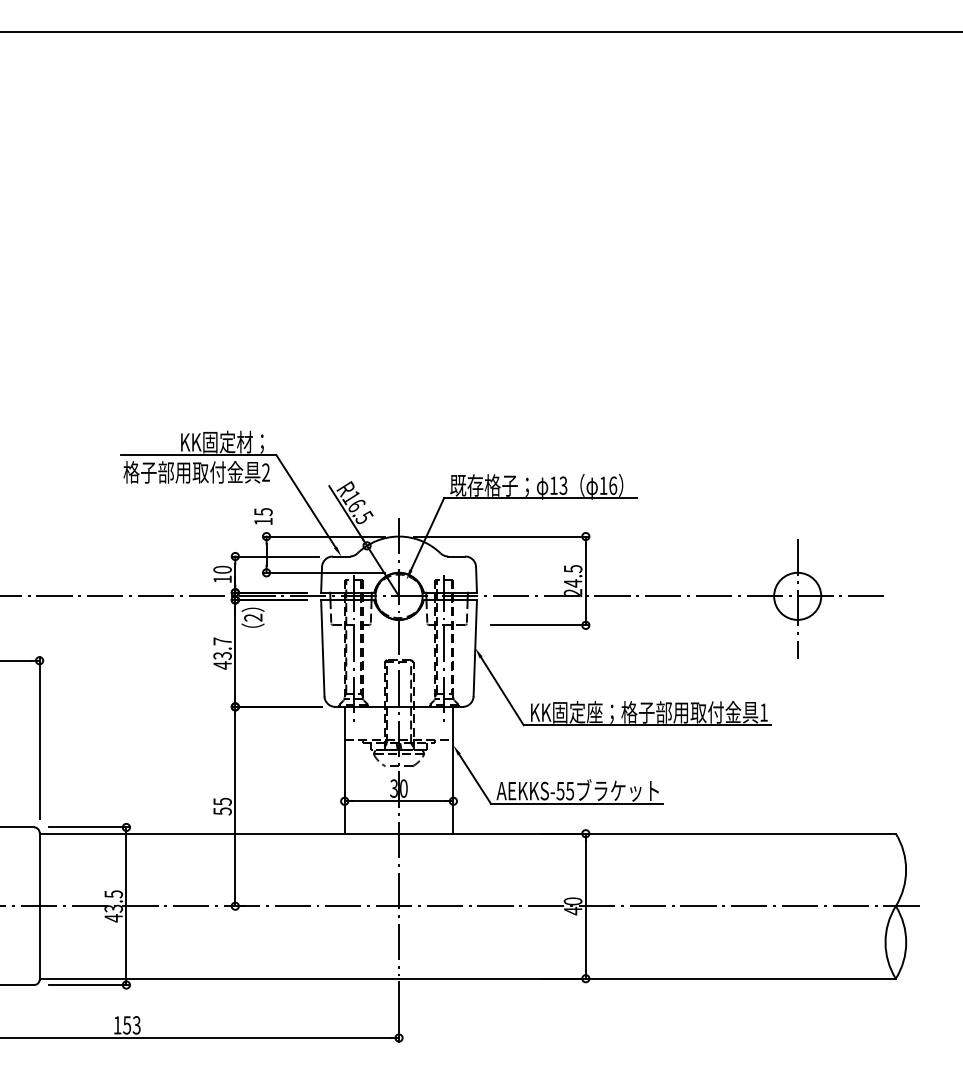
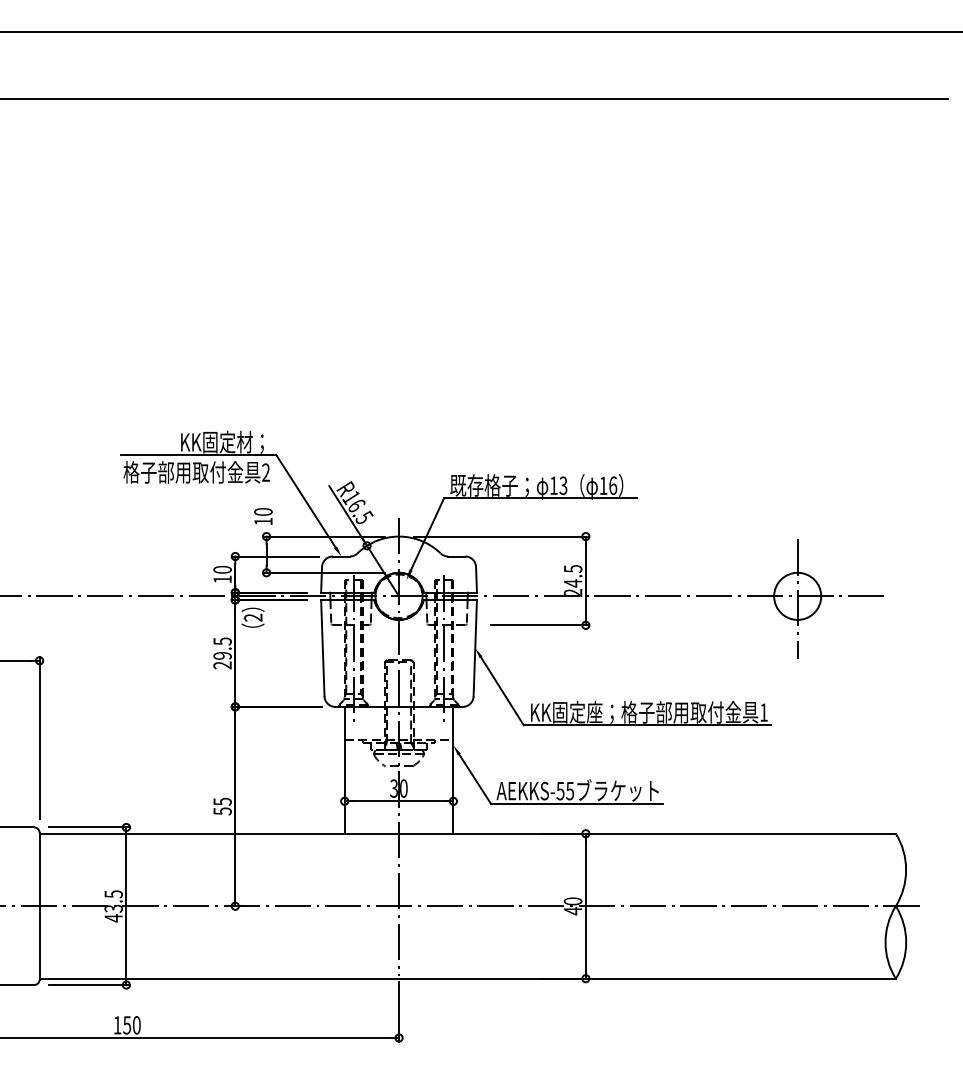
line: none -> present (475, 99)
text: 15 -> 10 (263, 512)
text: 43.7 -> 29.5 (222, 653)
text: 153 -> 150 (136, 1025)
